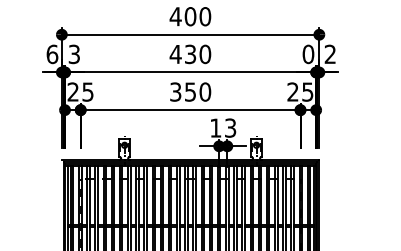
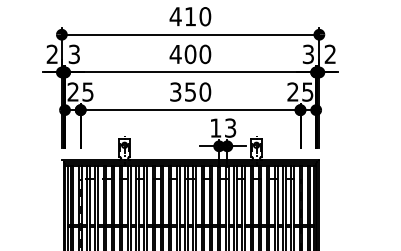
text: 400 -> 410 (190, 16)
text: 6 -> 2 (52, 54)
text: 430 -> 400 (190, 54)
text: 0 -> 3 (308, 54)
